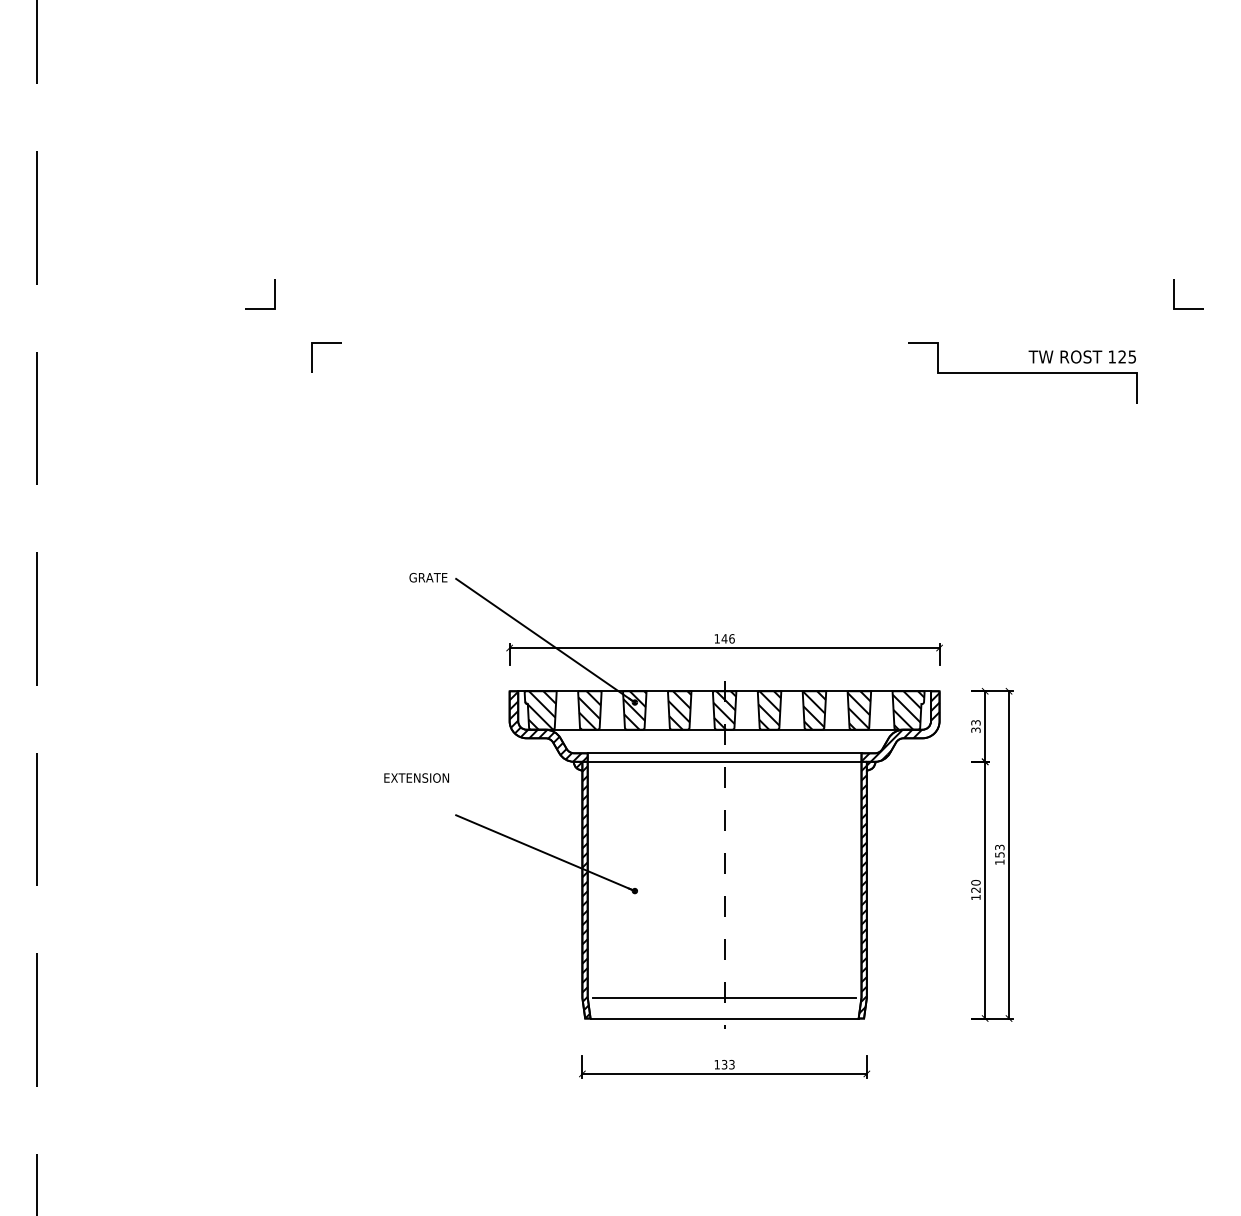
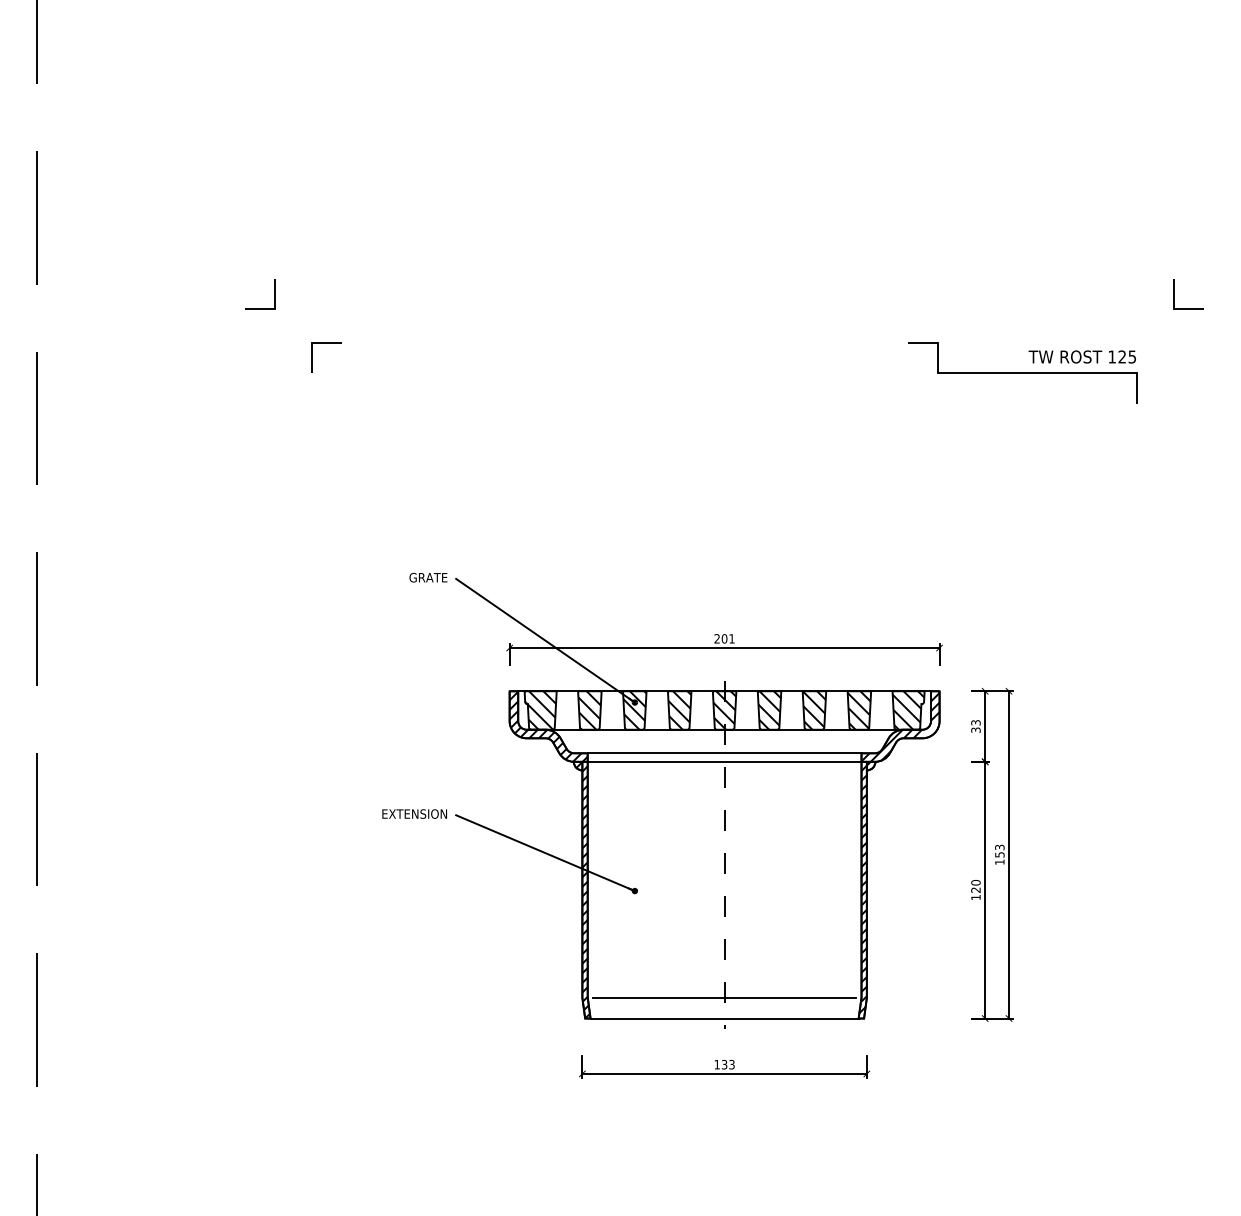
text: 146 -> 201 (724, 638)
text position: (416, 777) -> (414, 813) (414, 813)
